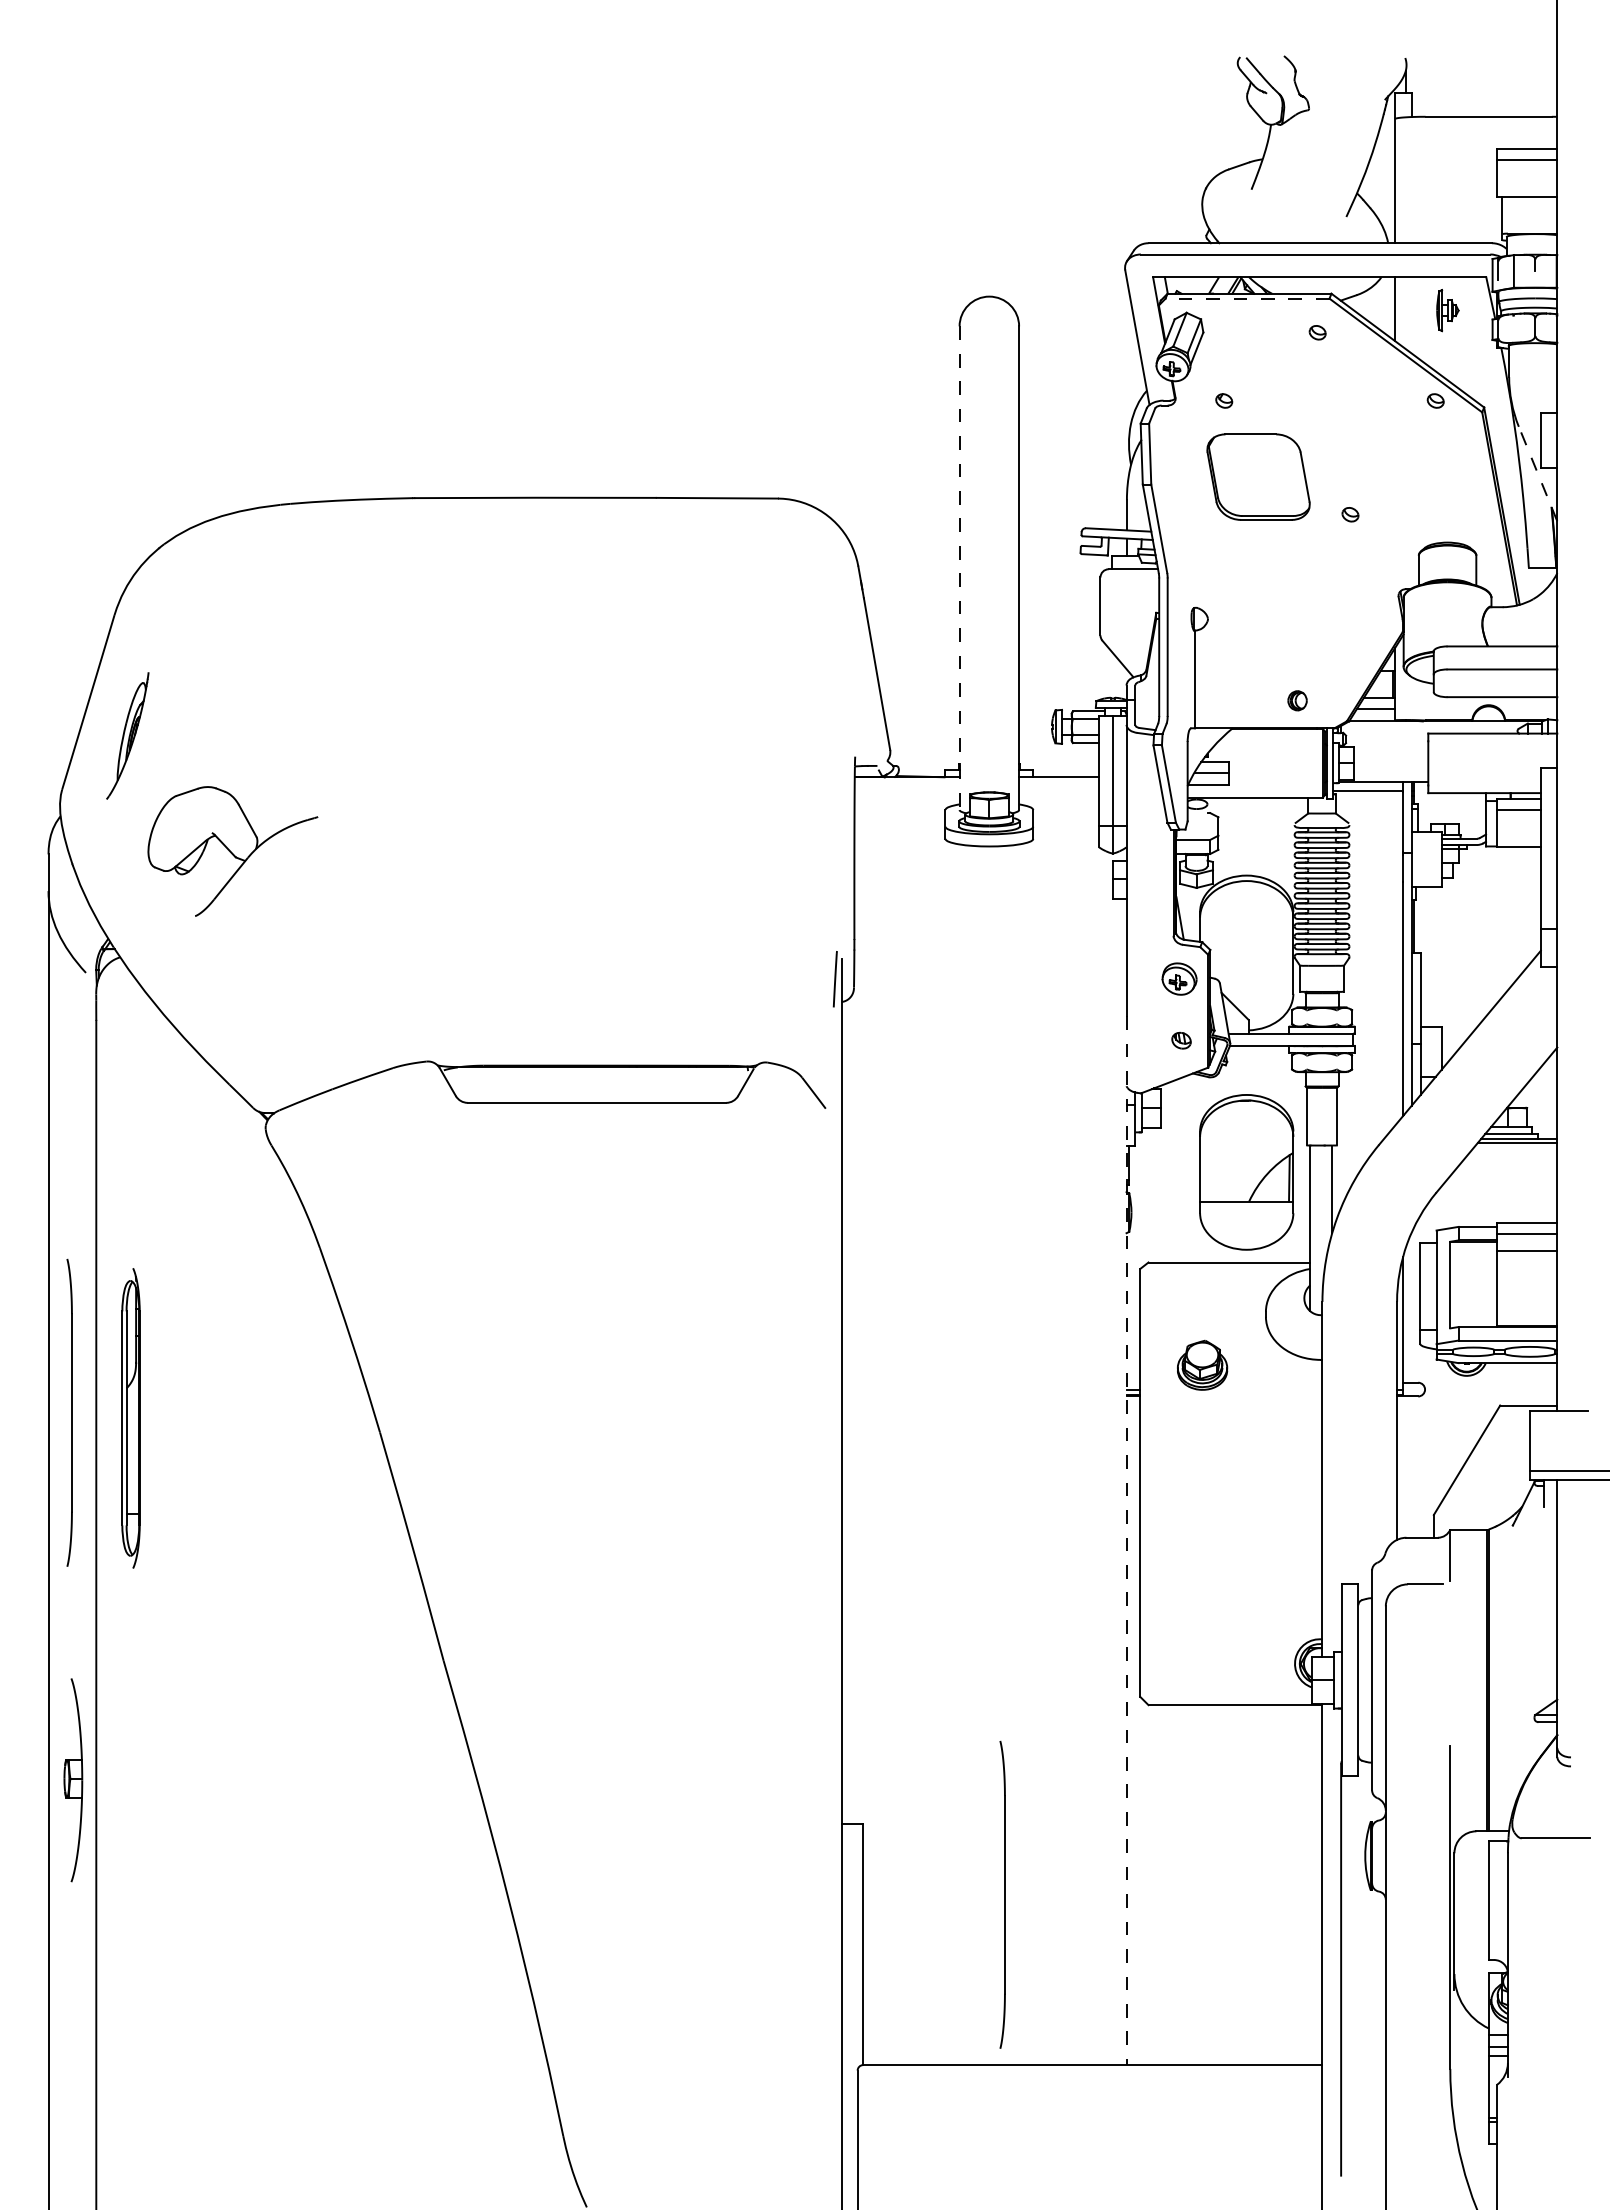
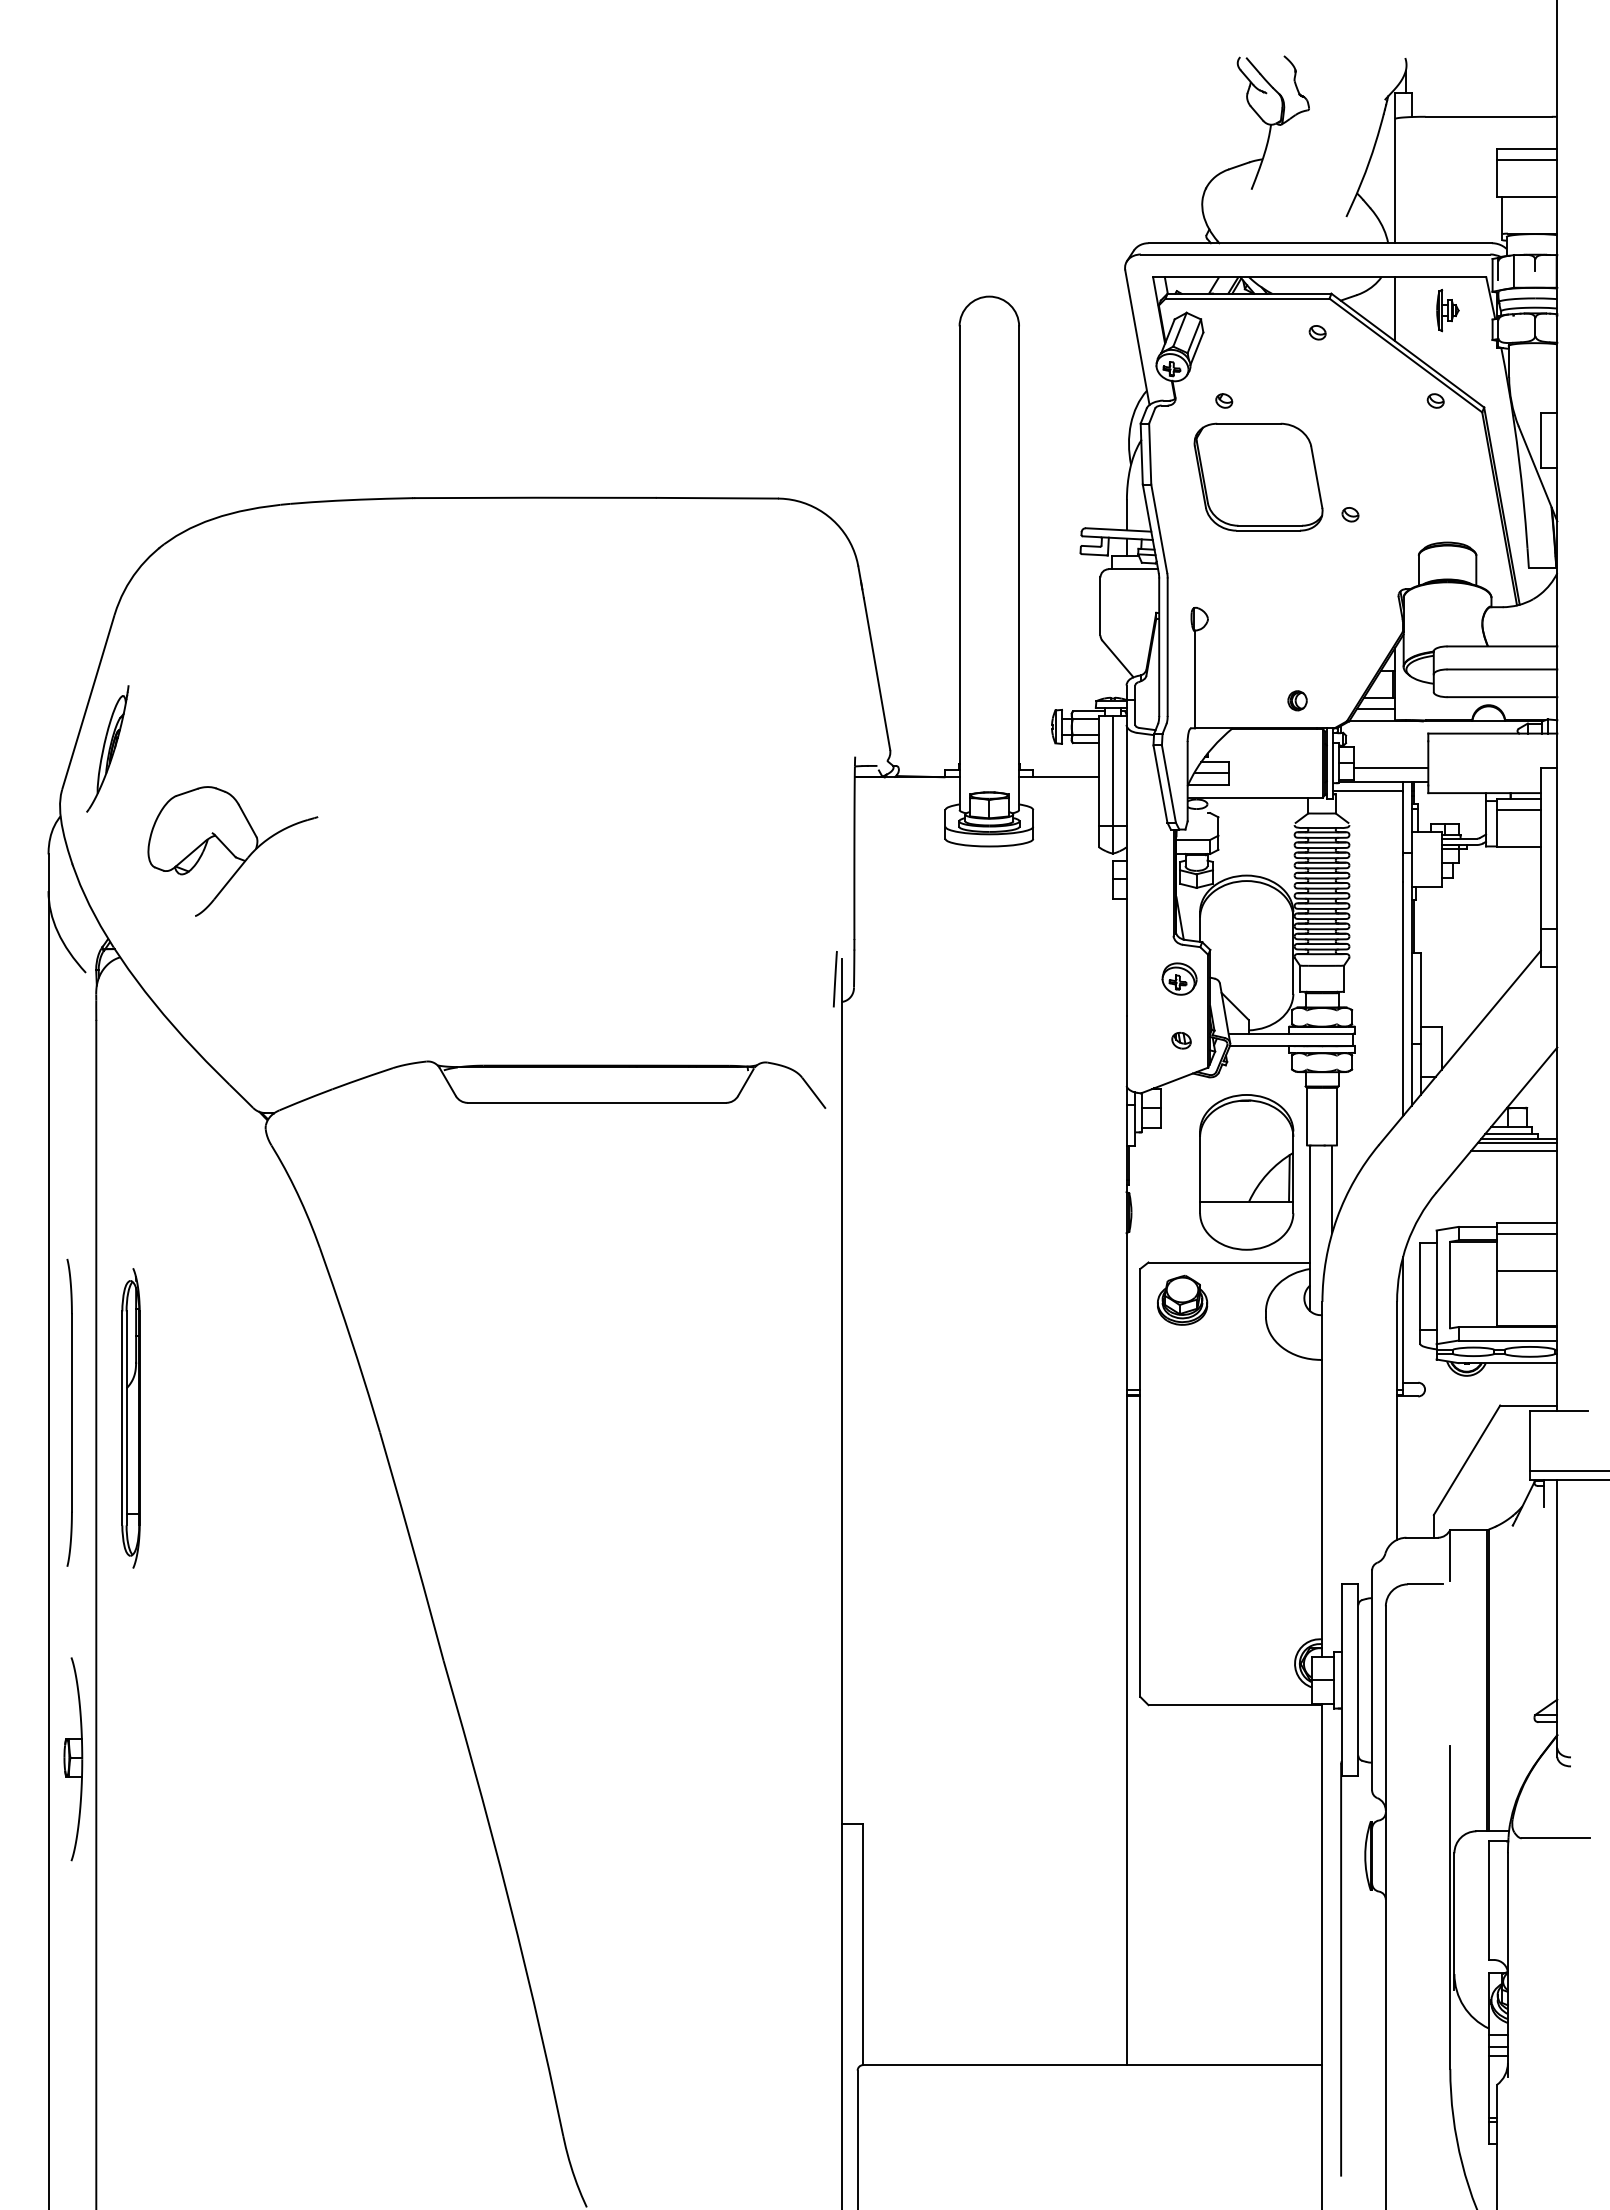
line: dashed -> solid (1247, 298)
line: dashed -> solid (1537, 473)
part size: 105x88 px -> 131x110 px (1258, 476)
line: dashed -> solid (959, 568)
part position: (127, 735) -> (107, 748) (107, 748)
line: none -> present (1390, 768)
line: none -> present (1513, 1151)
line position: (1526, 1251) -> (1526, 1271) (1526, 1271)
part position: (1202, 1364) -> (1182, 1299) (1182, 1299)
line: dashed -> solid (1126, 1541)
part position: (73, 1780) -> (73, 1759) (73, 1759)
part: present -> none (1002, 1894)
